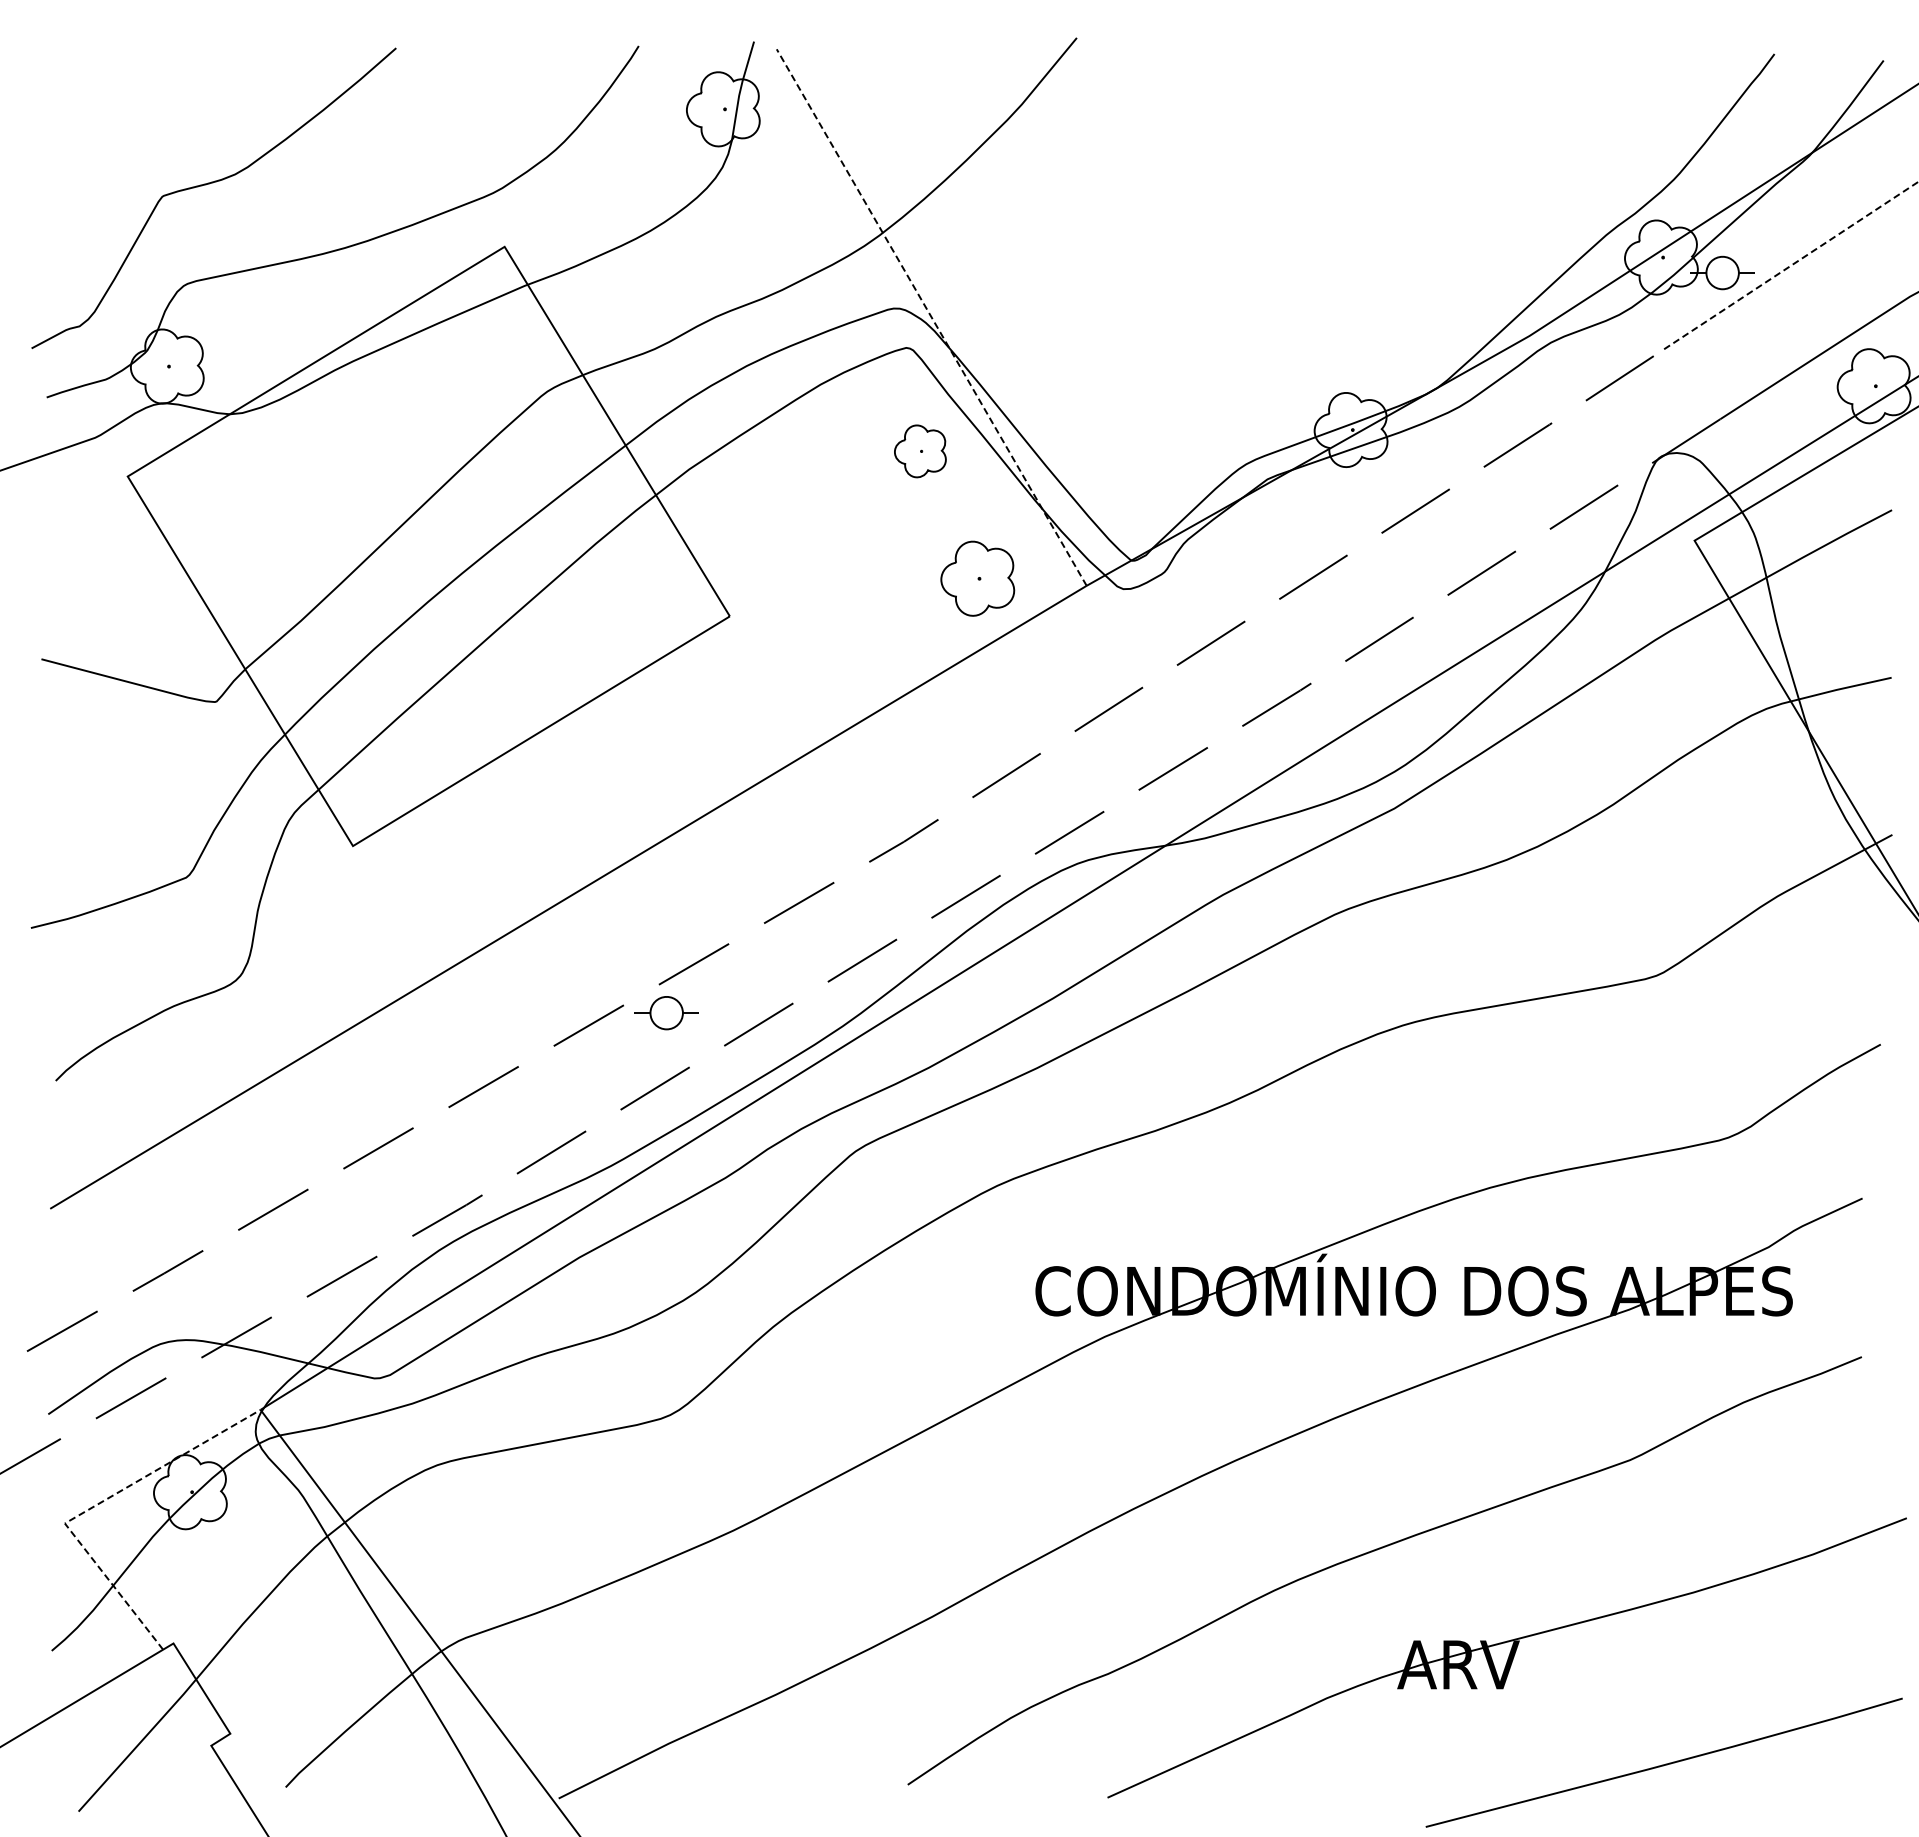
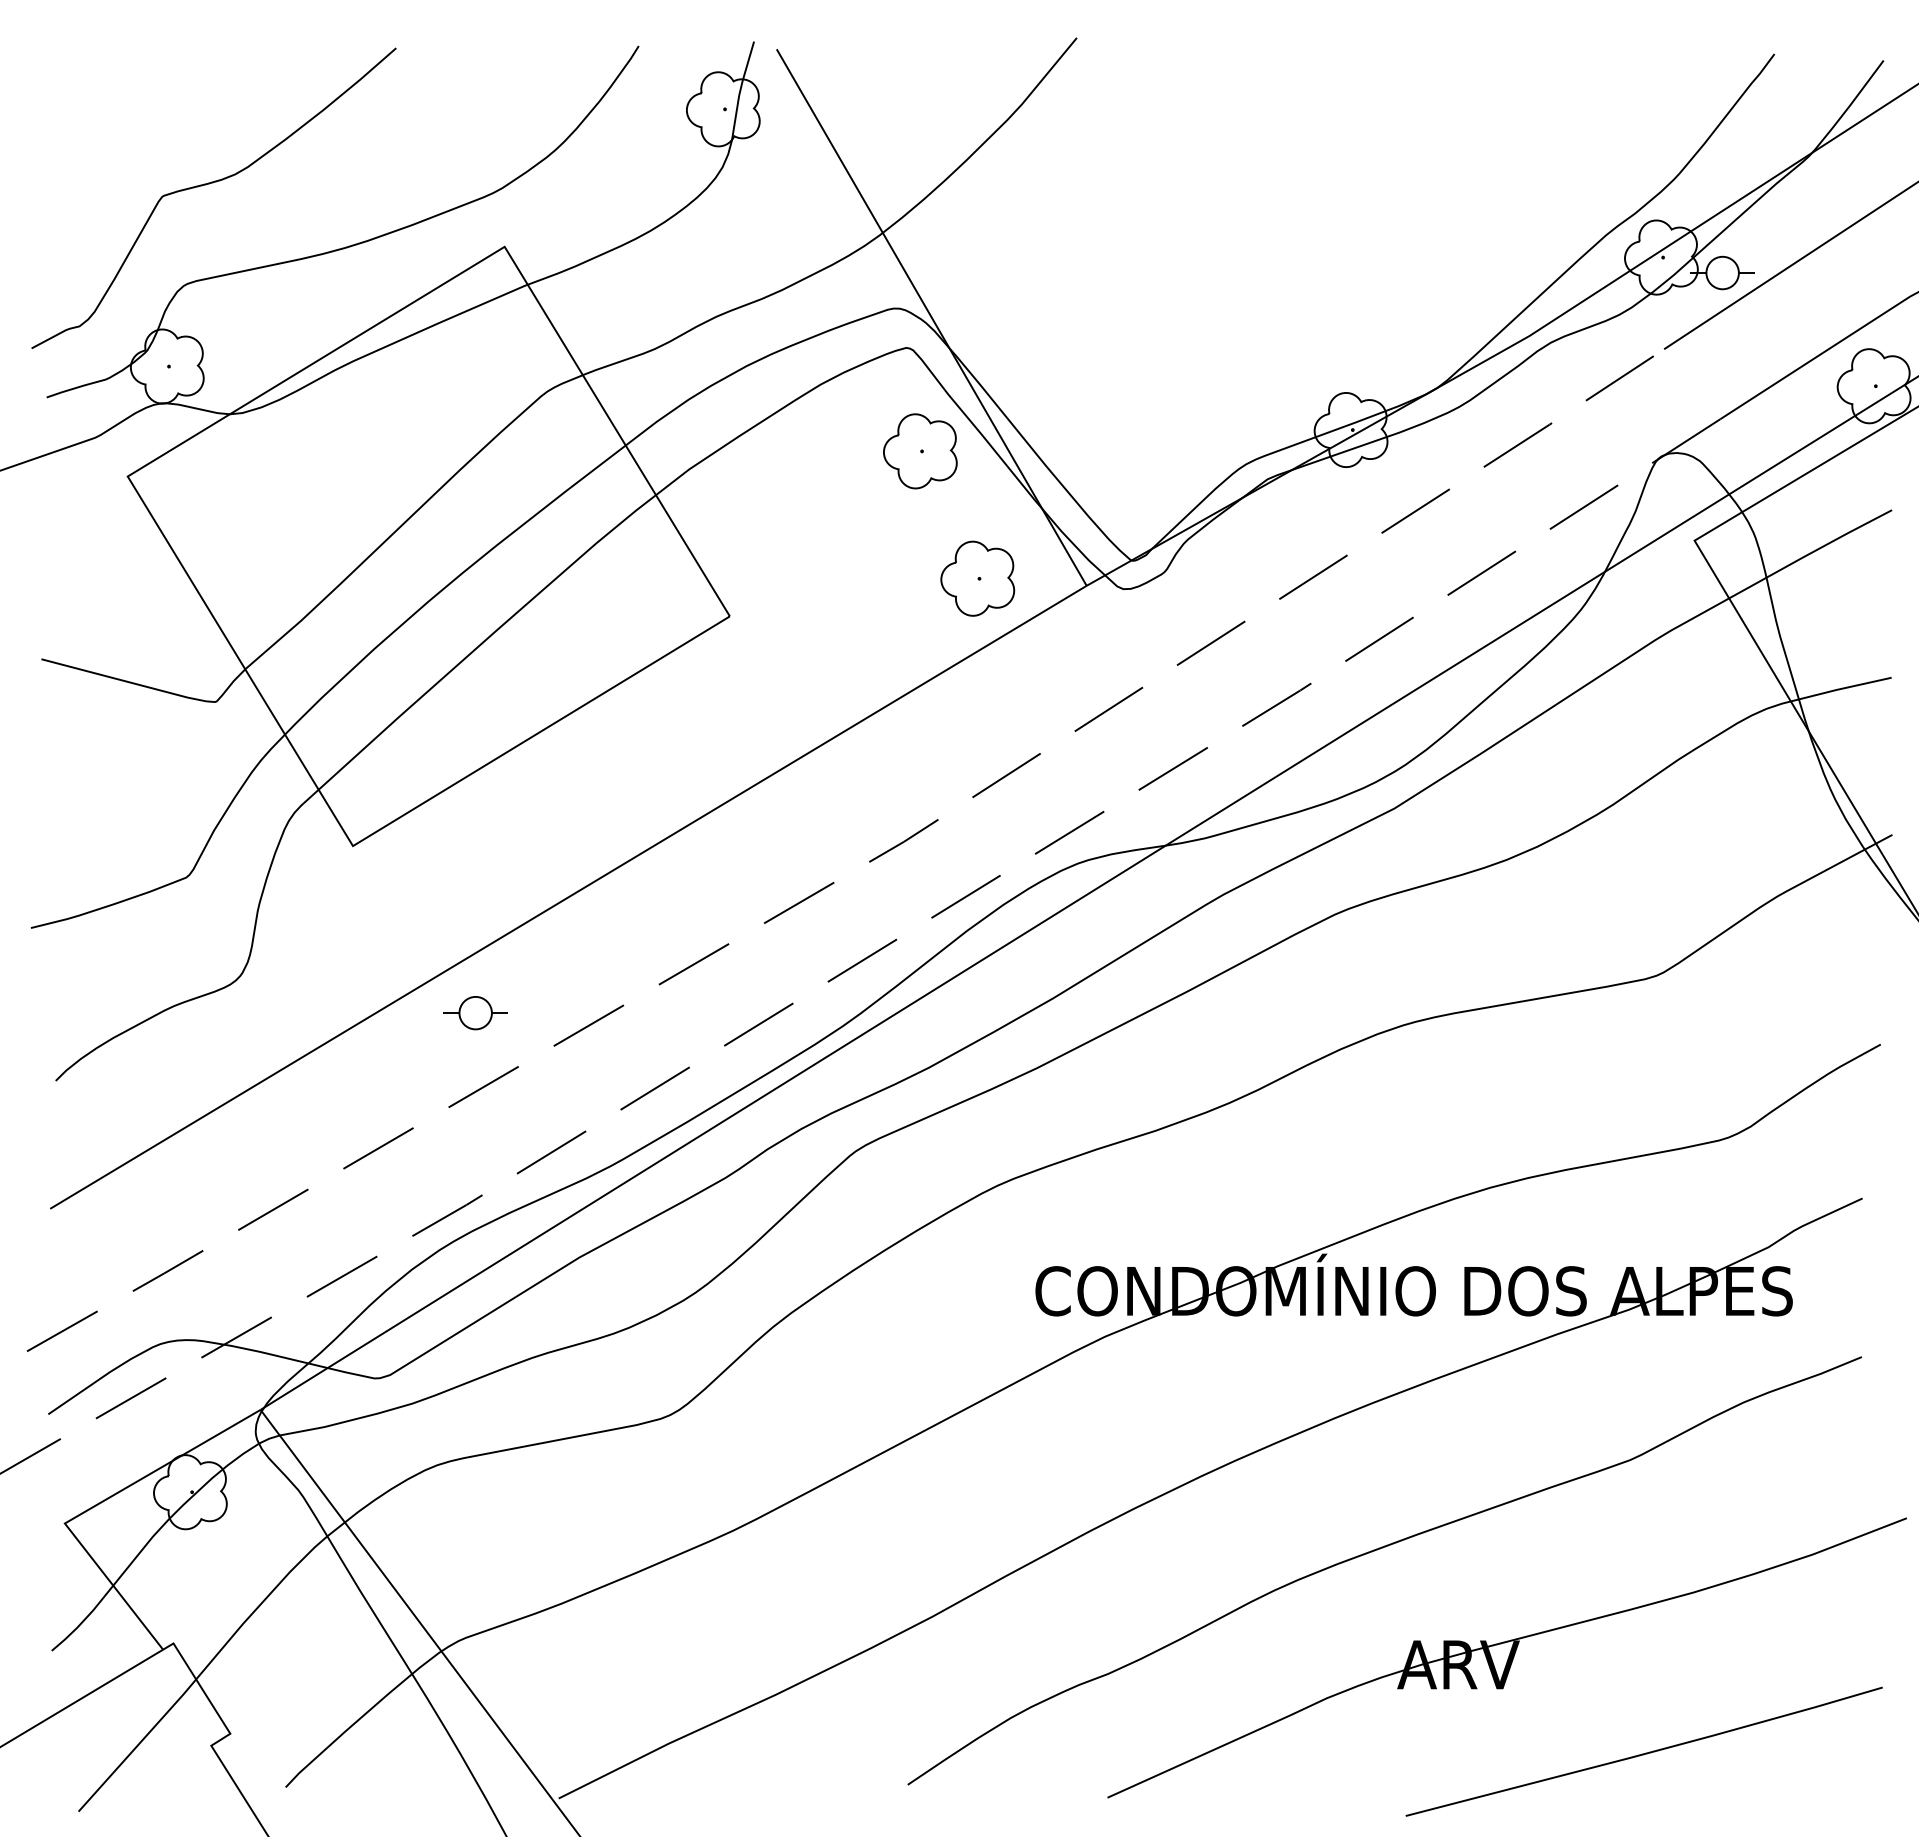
line: dashed -> solid (1791, 265)
line: dashed -> solid (931, 317)
part size: 53x55 px -> 75x77 px (920, 451)
part position: (666, 1013) -> (475, 1013) (475, 1013)
line: dashed -> solid (93, 1506)
line position: (1663, 1764) -> (1643, 1753) (1643, 1753)
